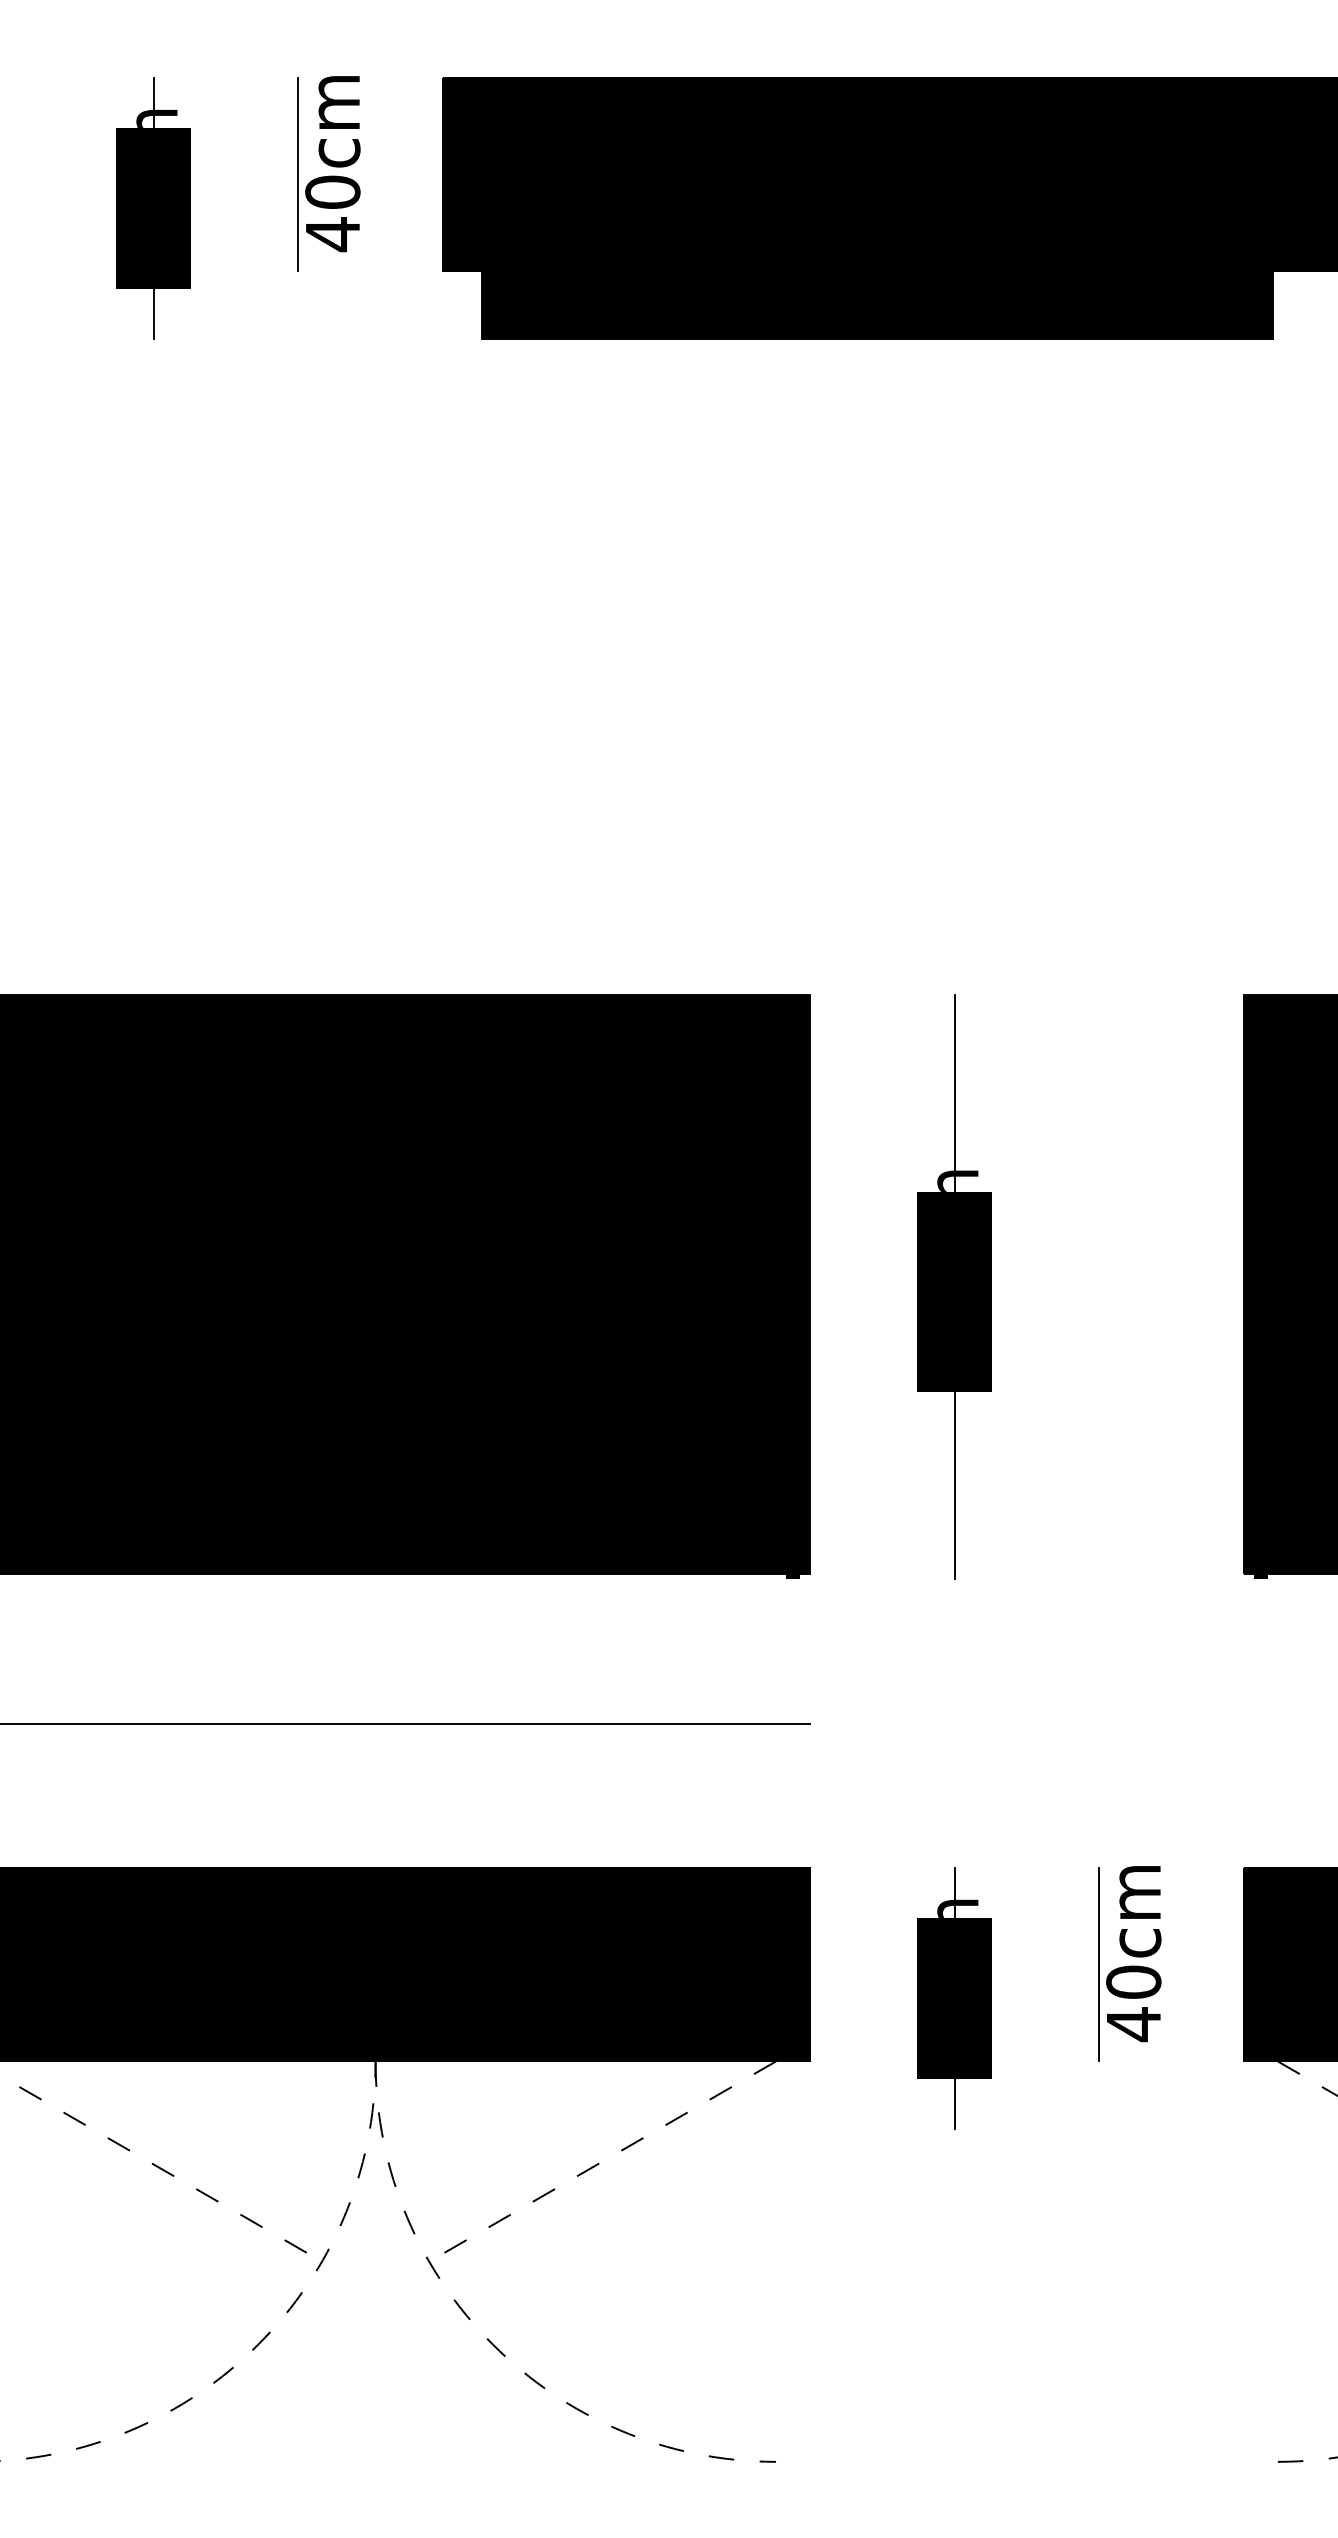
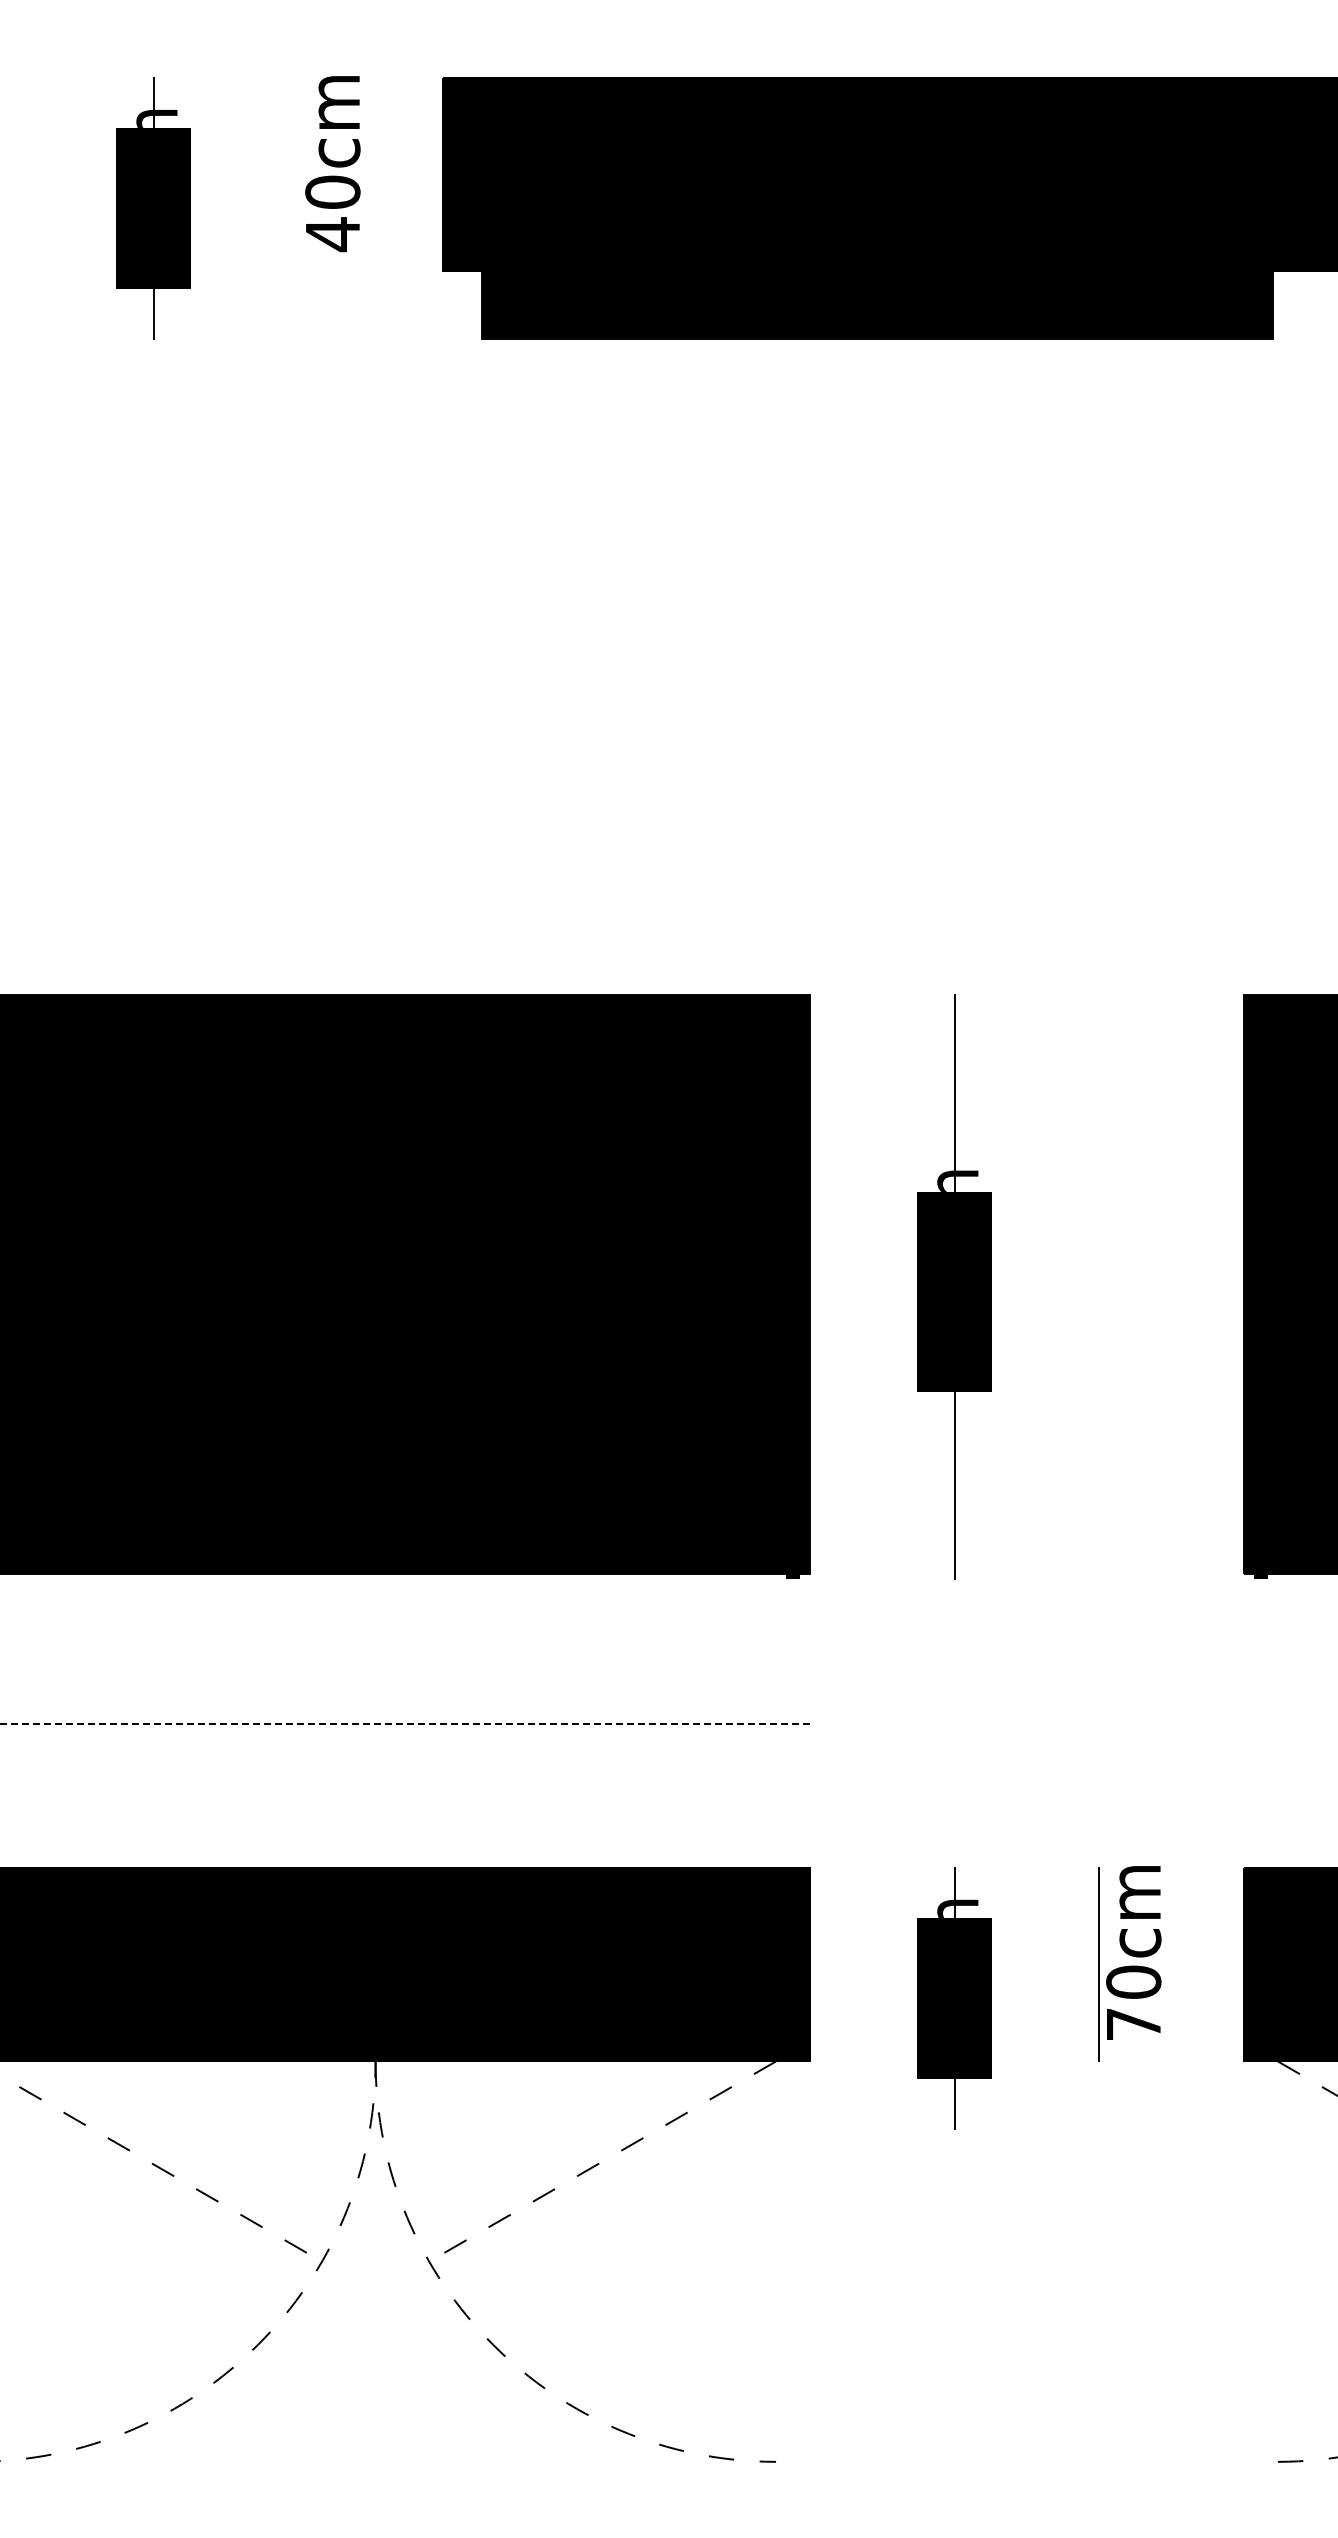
line: present -> none (298, 174)
line: solid -> dashed (404, 1723)
text: 40cm -> 70cm (1133, 2024)
